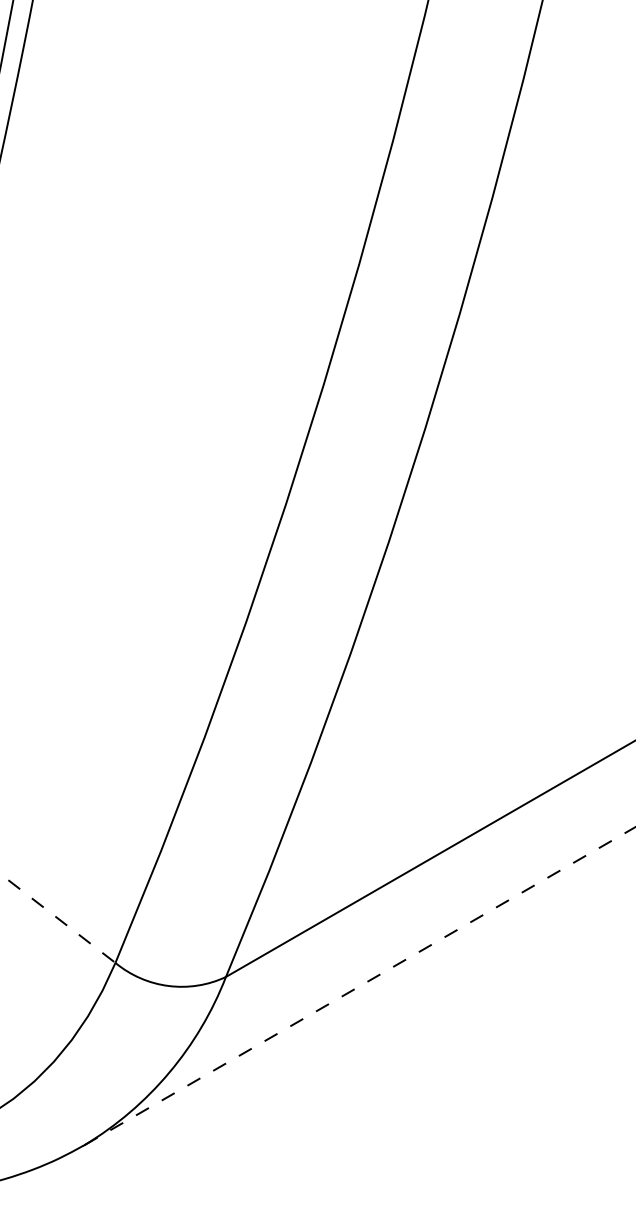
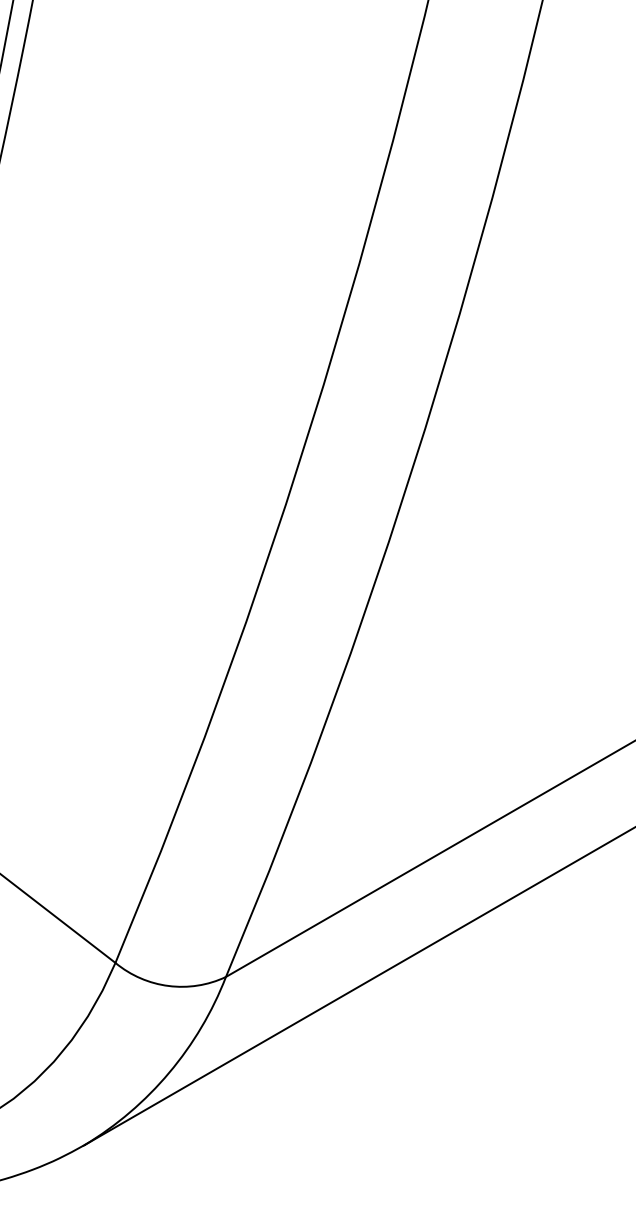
line: dashed -> solid (57, 918)
line: dashed -> solid (360, 985)
